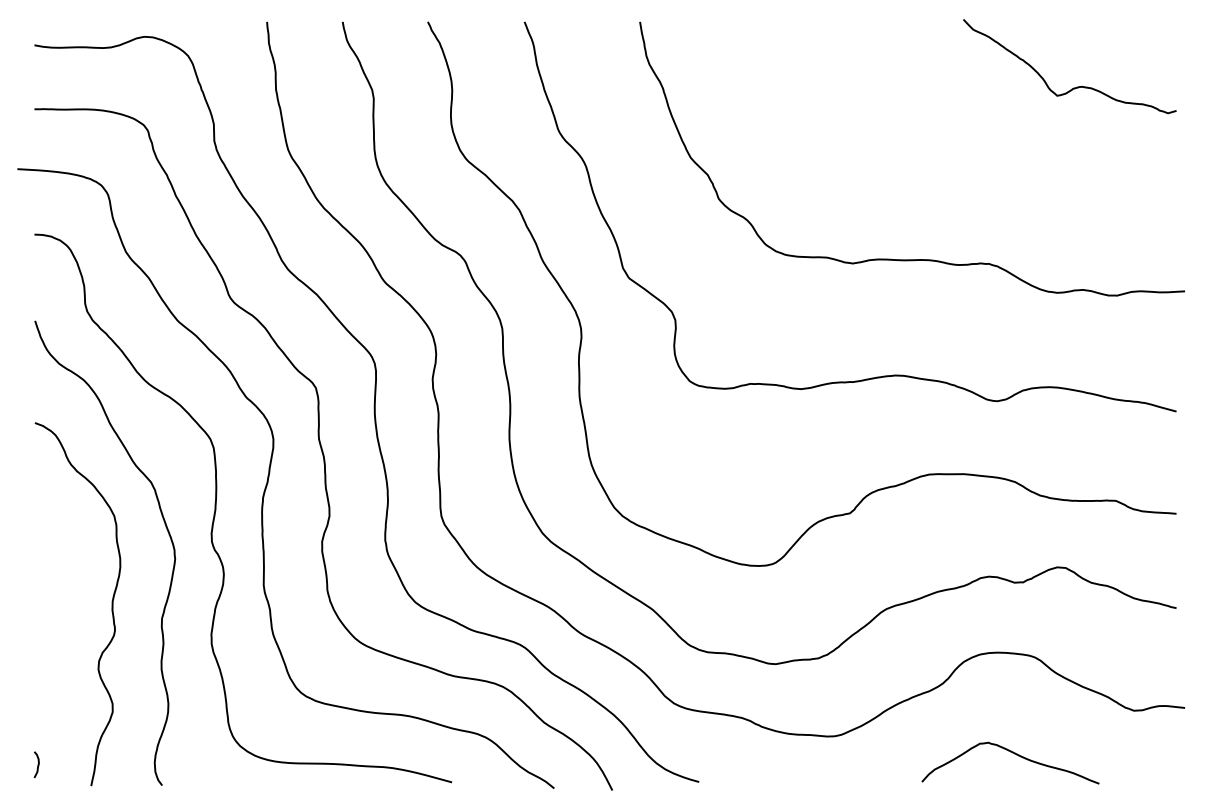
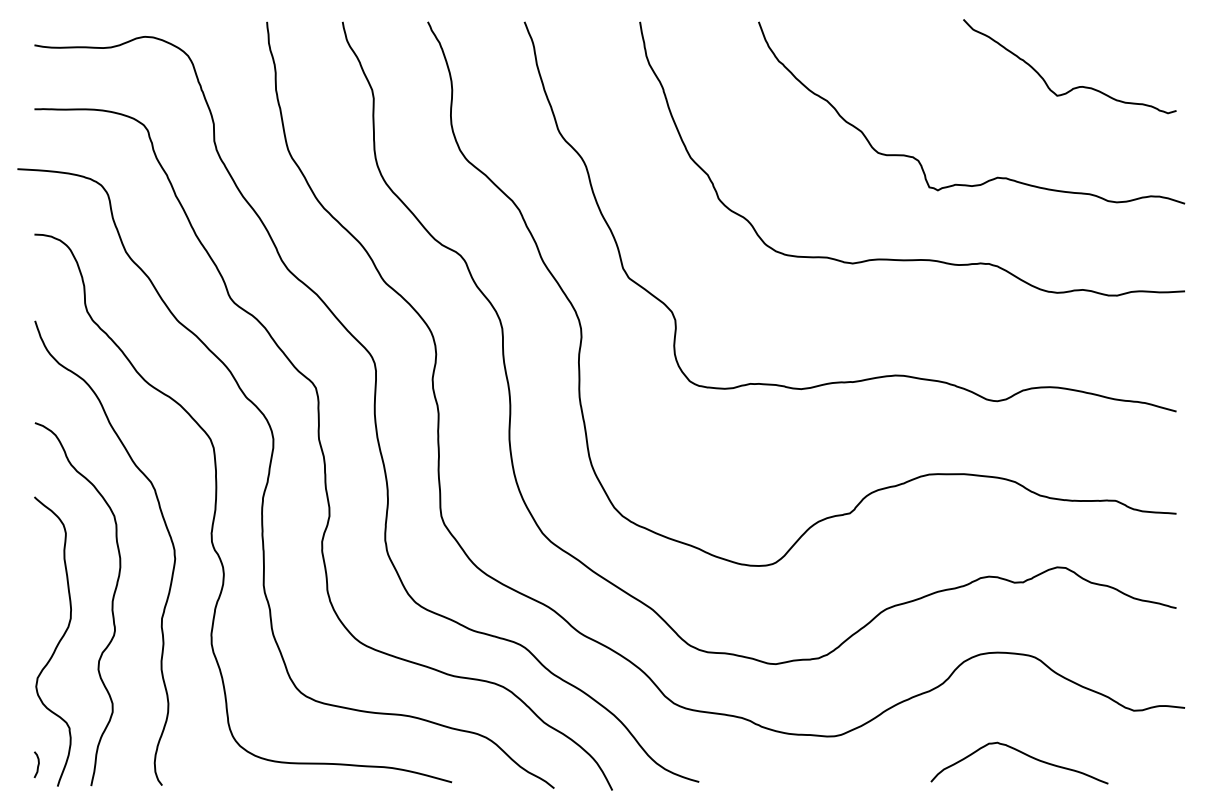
curve: none -> present (997, 176)
curve: none -> present (57, 643)
curve position: (1014, 754) -> (1023, 754) (1023, 754)
